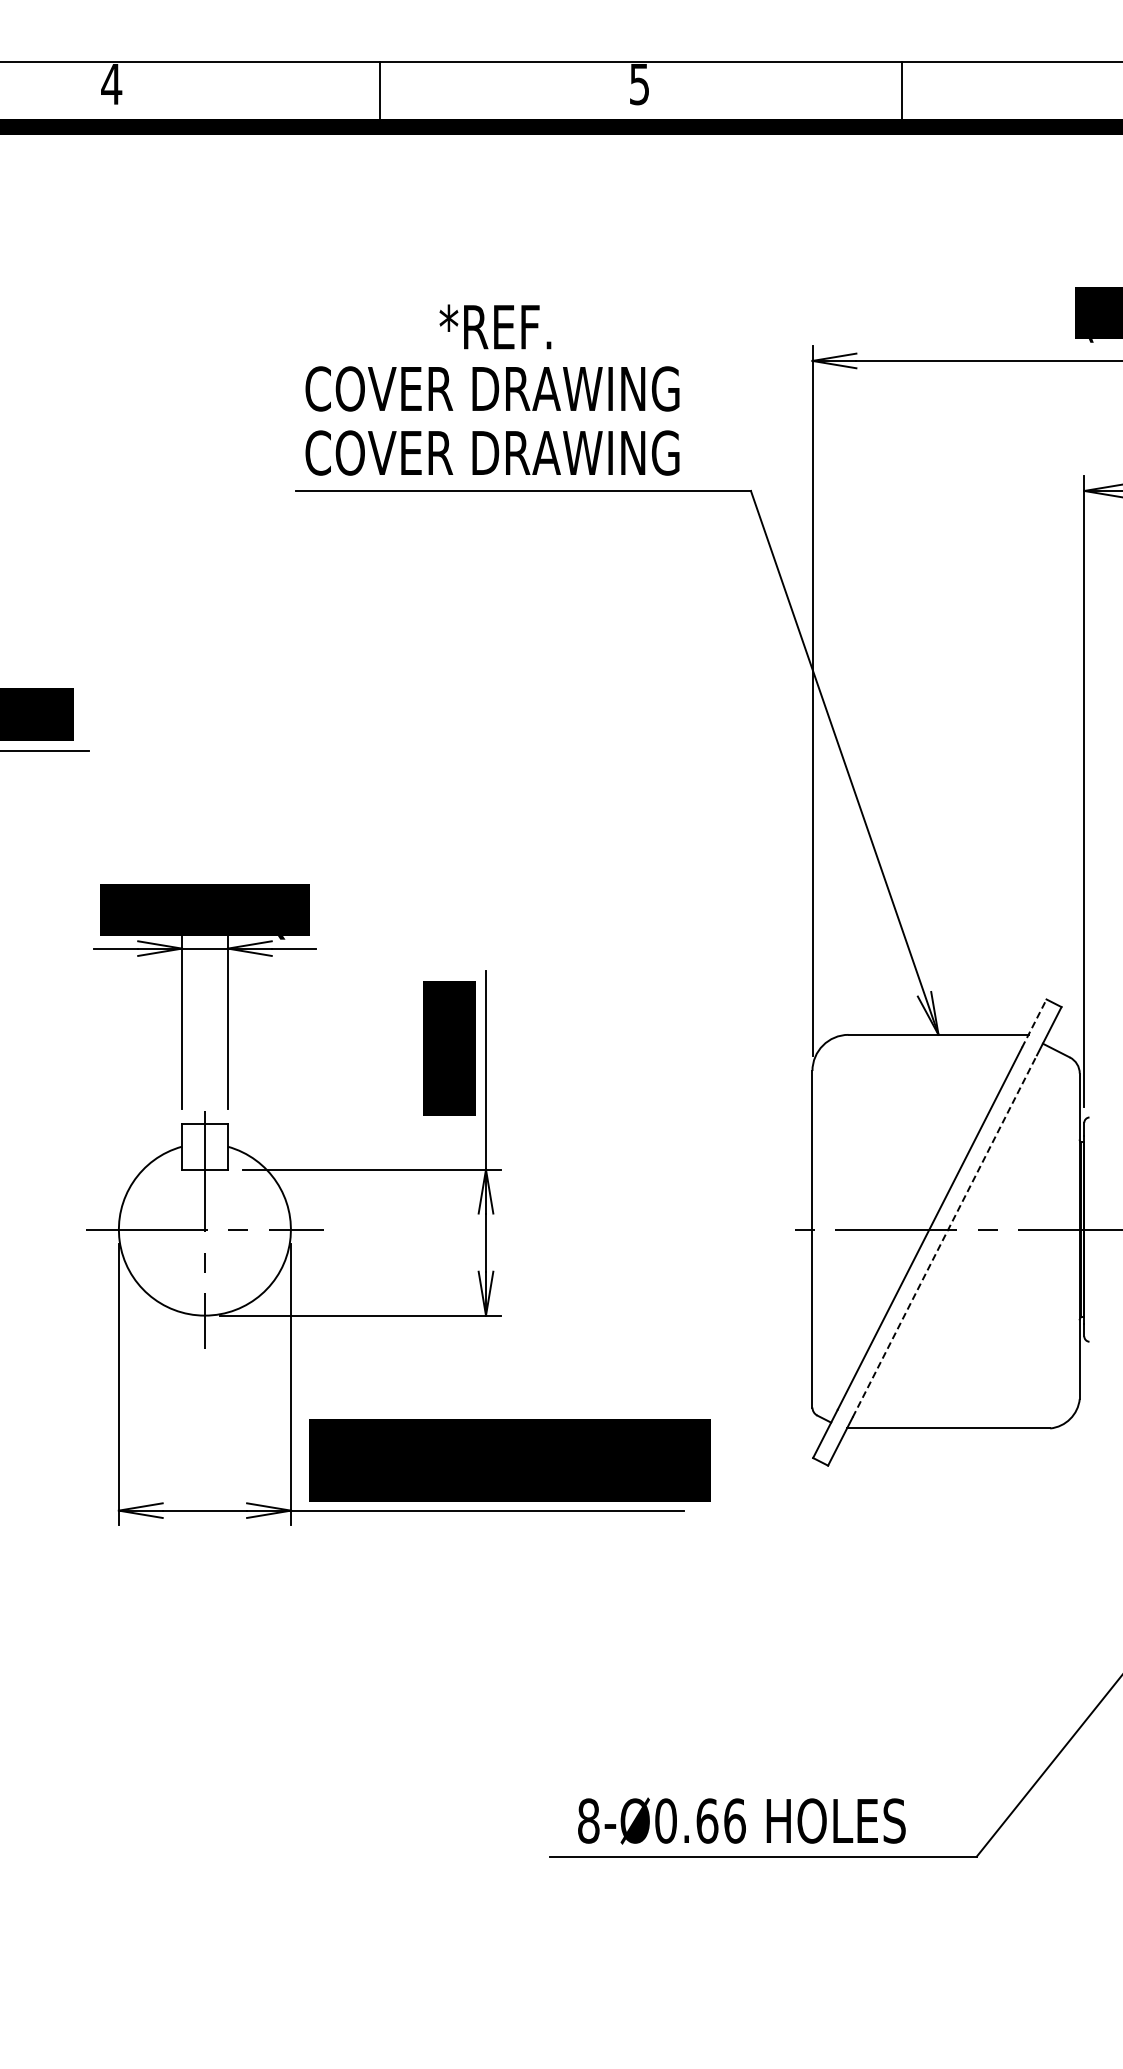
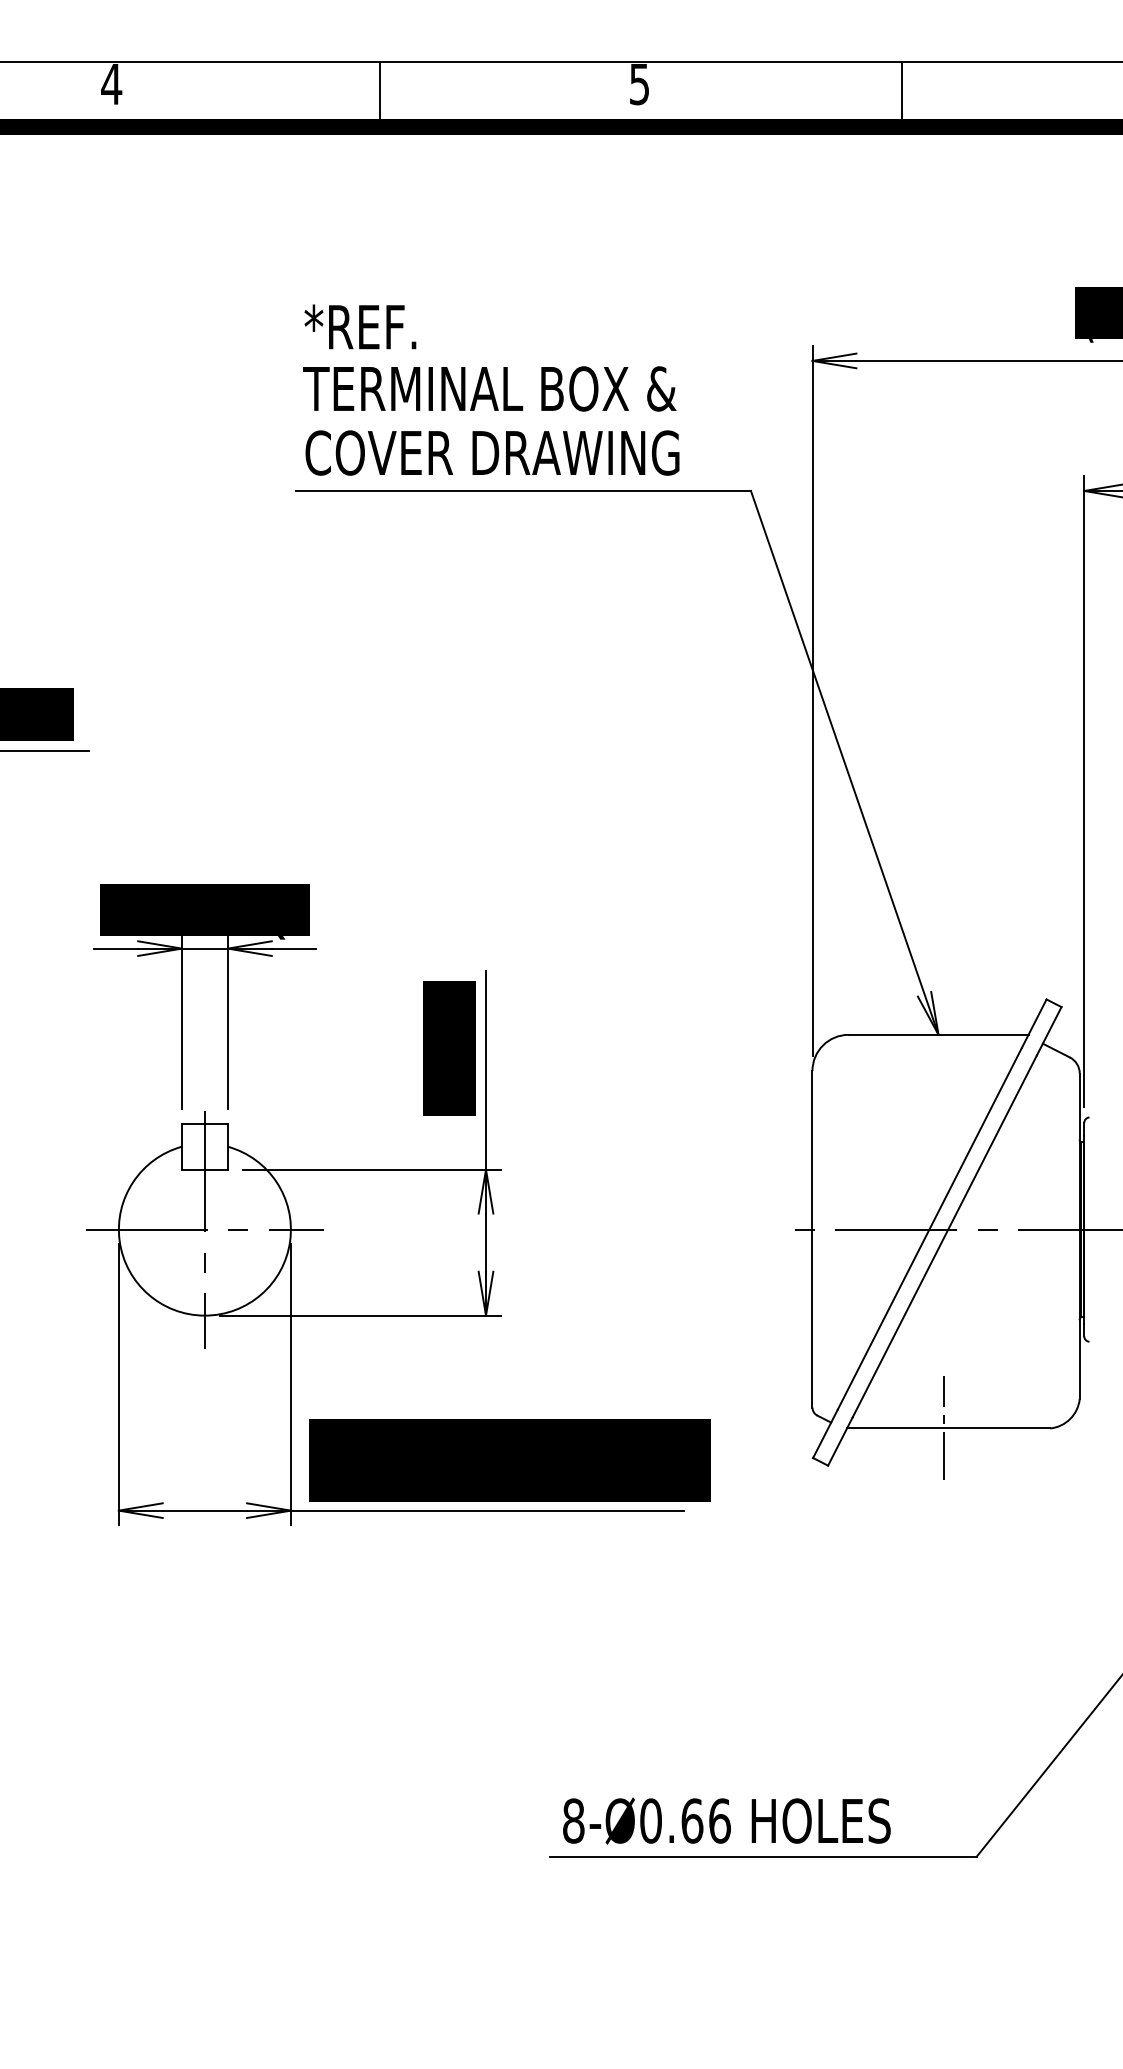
text position: (495, 326) -> (360, 326) (360, 326)
text: COVER DRAWING -> TERMINAL BOX & (491, 388)
line: dashed -> solid (1034, 1023)
line: dashed -> solid (945, 1235)
line: none -> present (944, 1428)
text position: (741, 1820) -> (726, 1820) (726, 1820)
